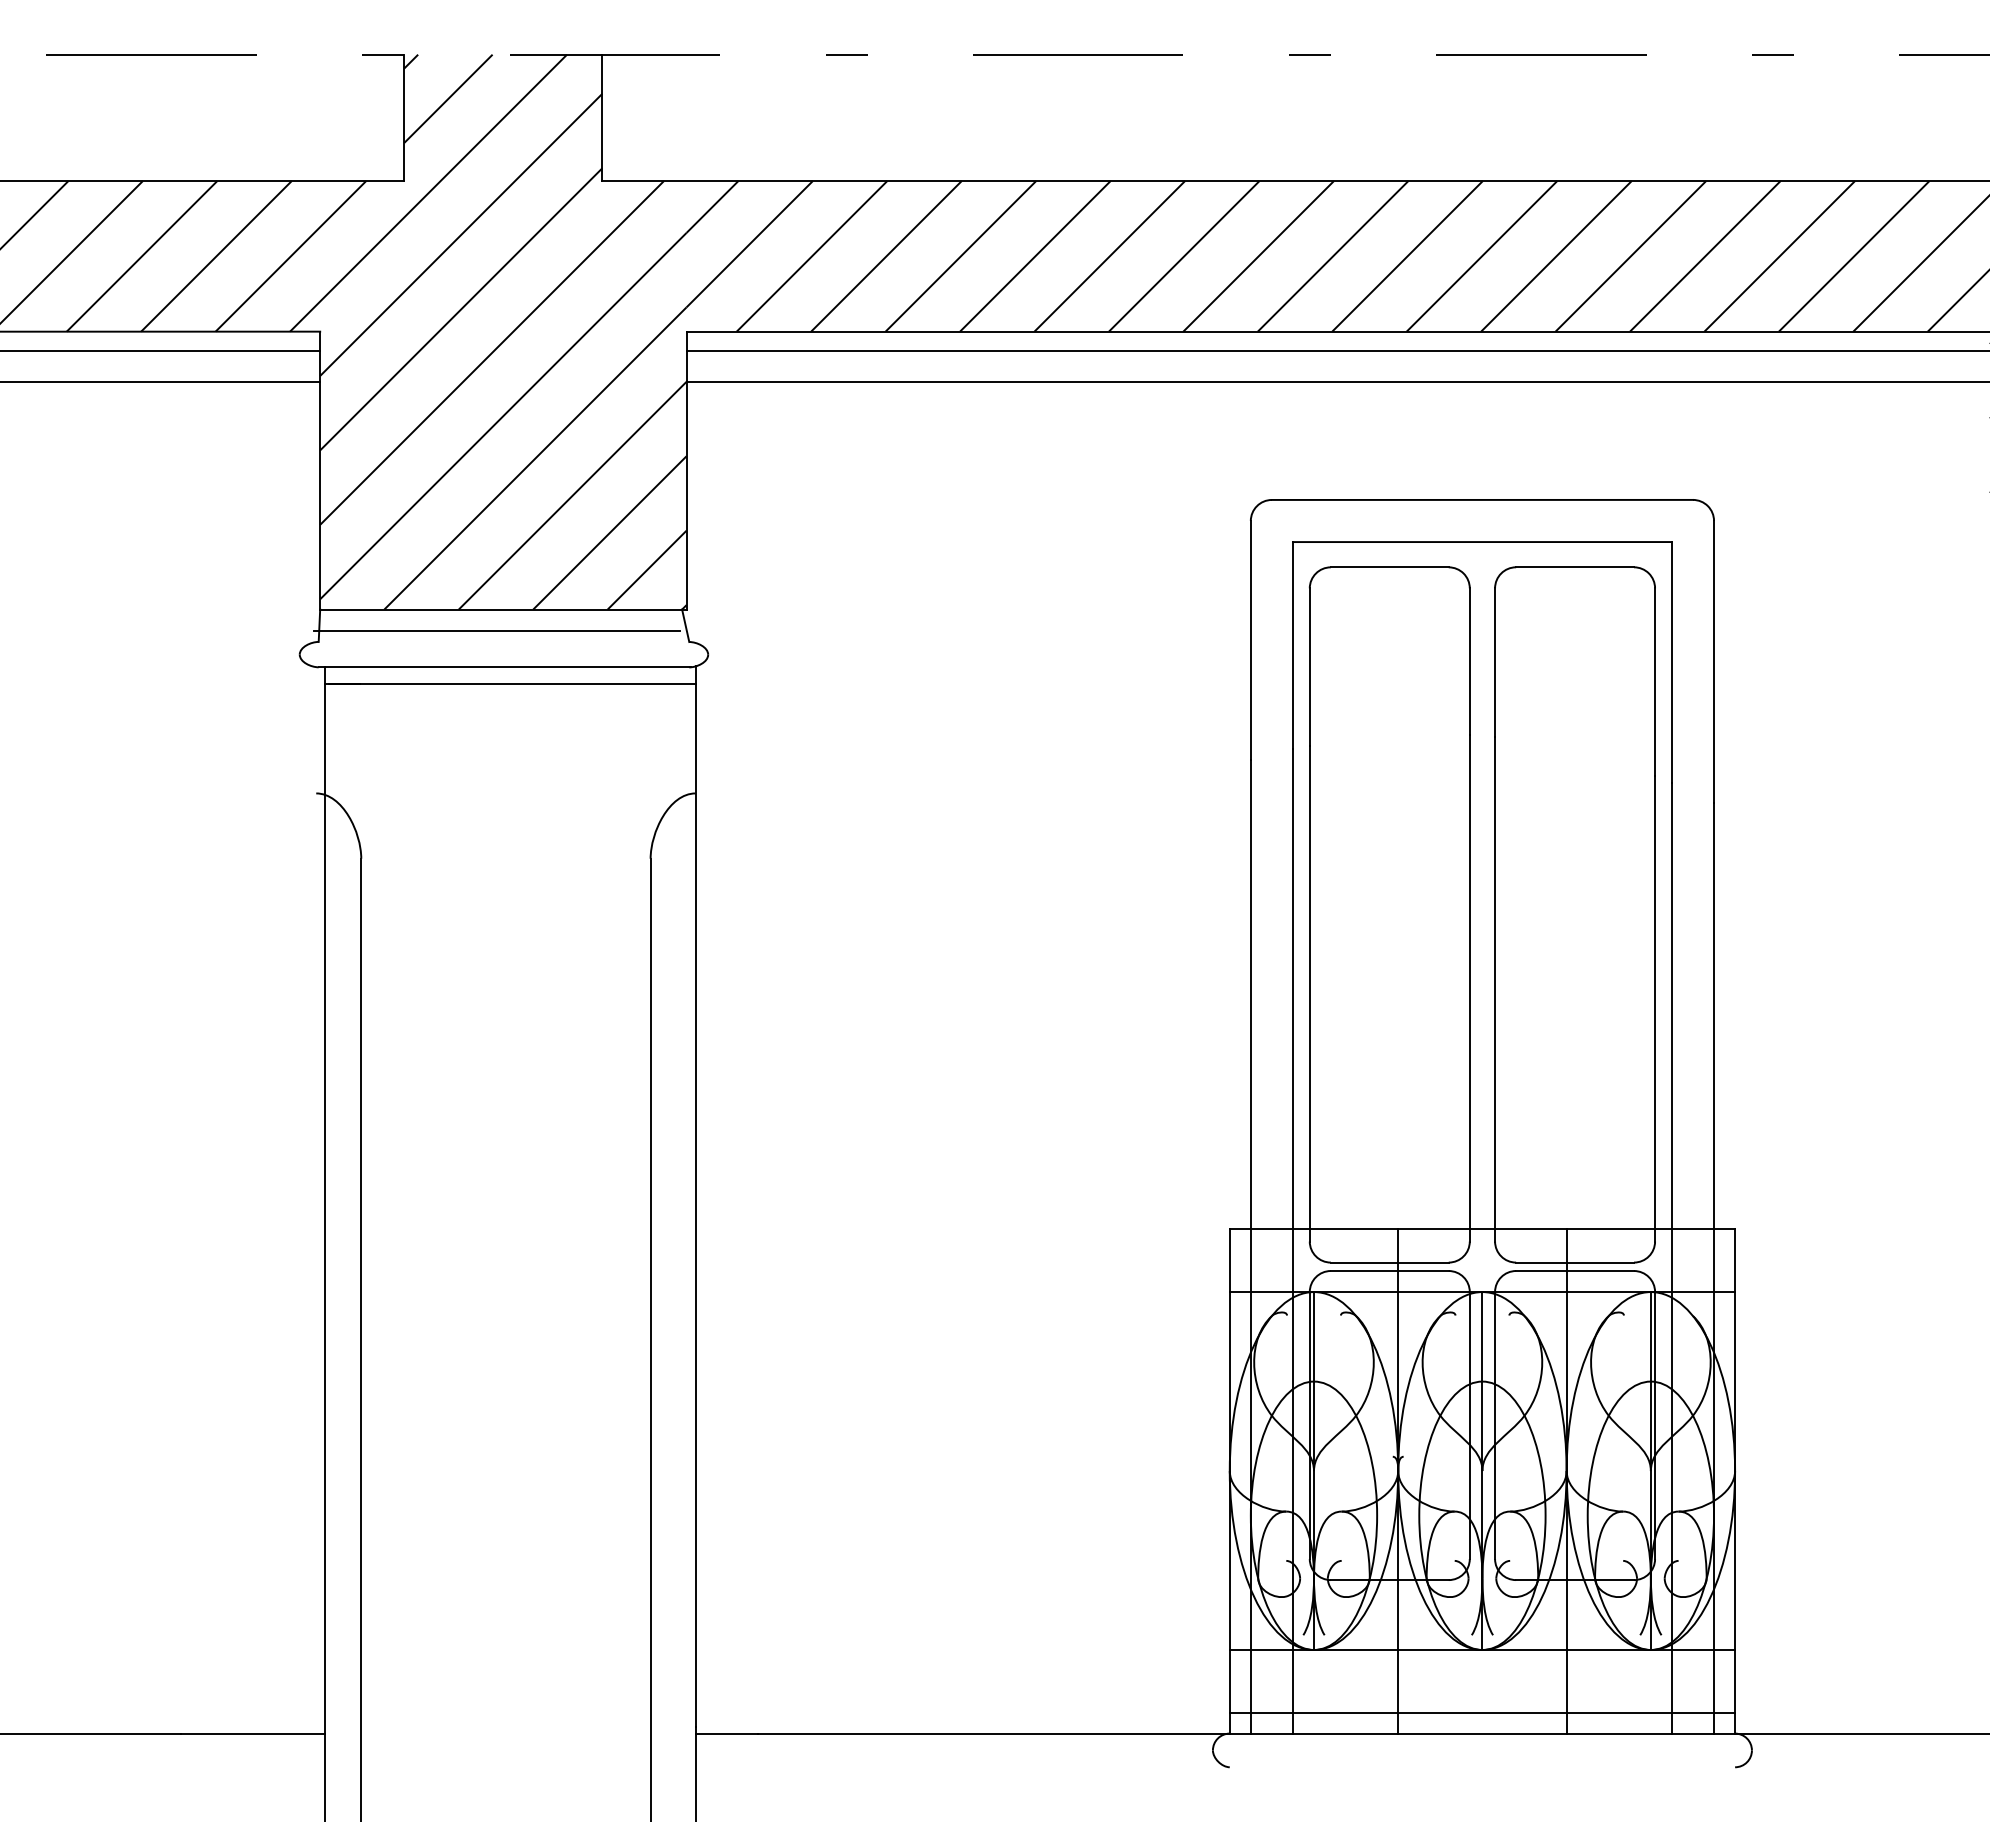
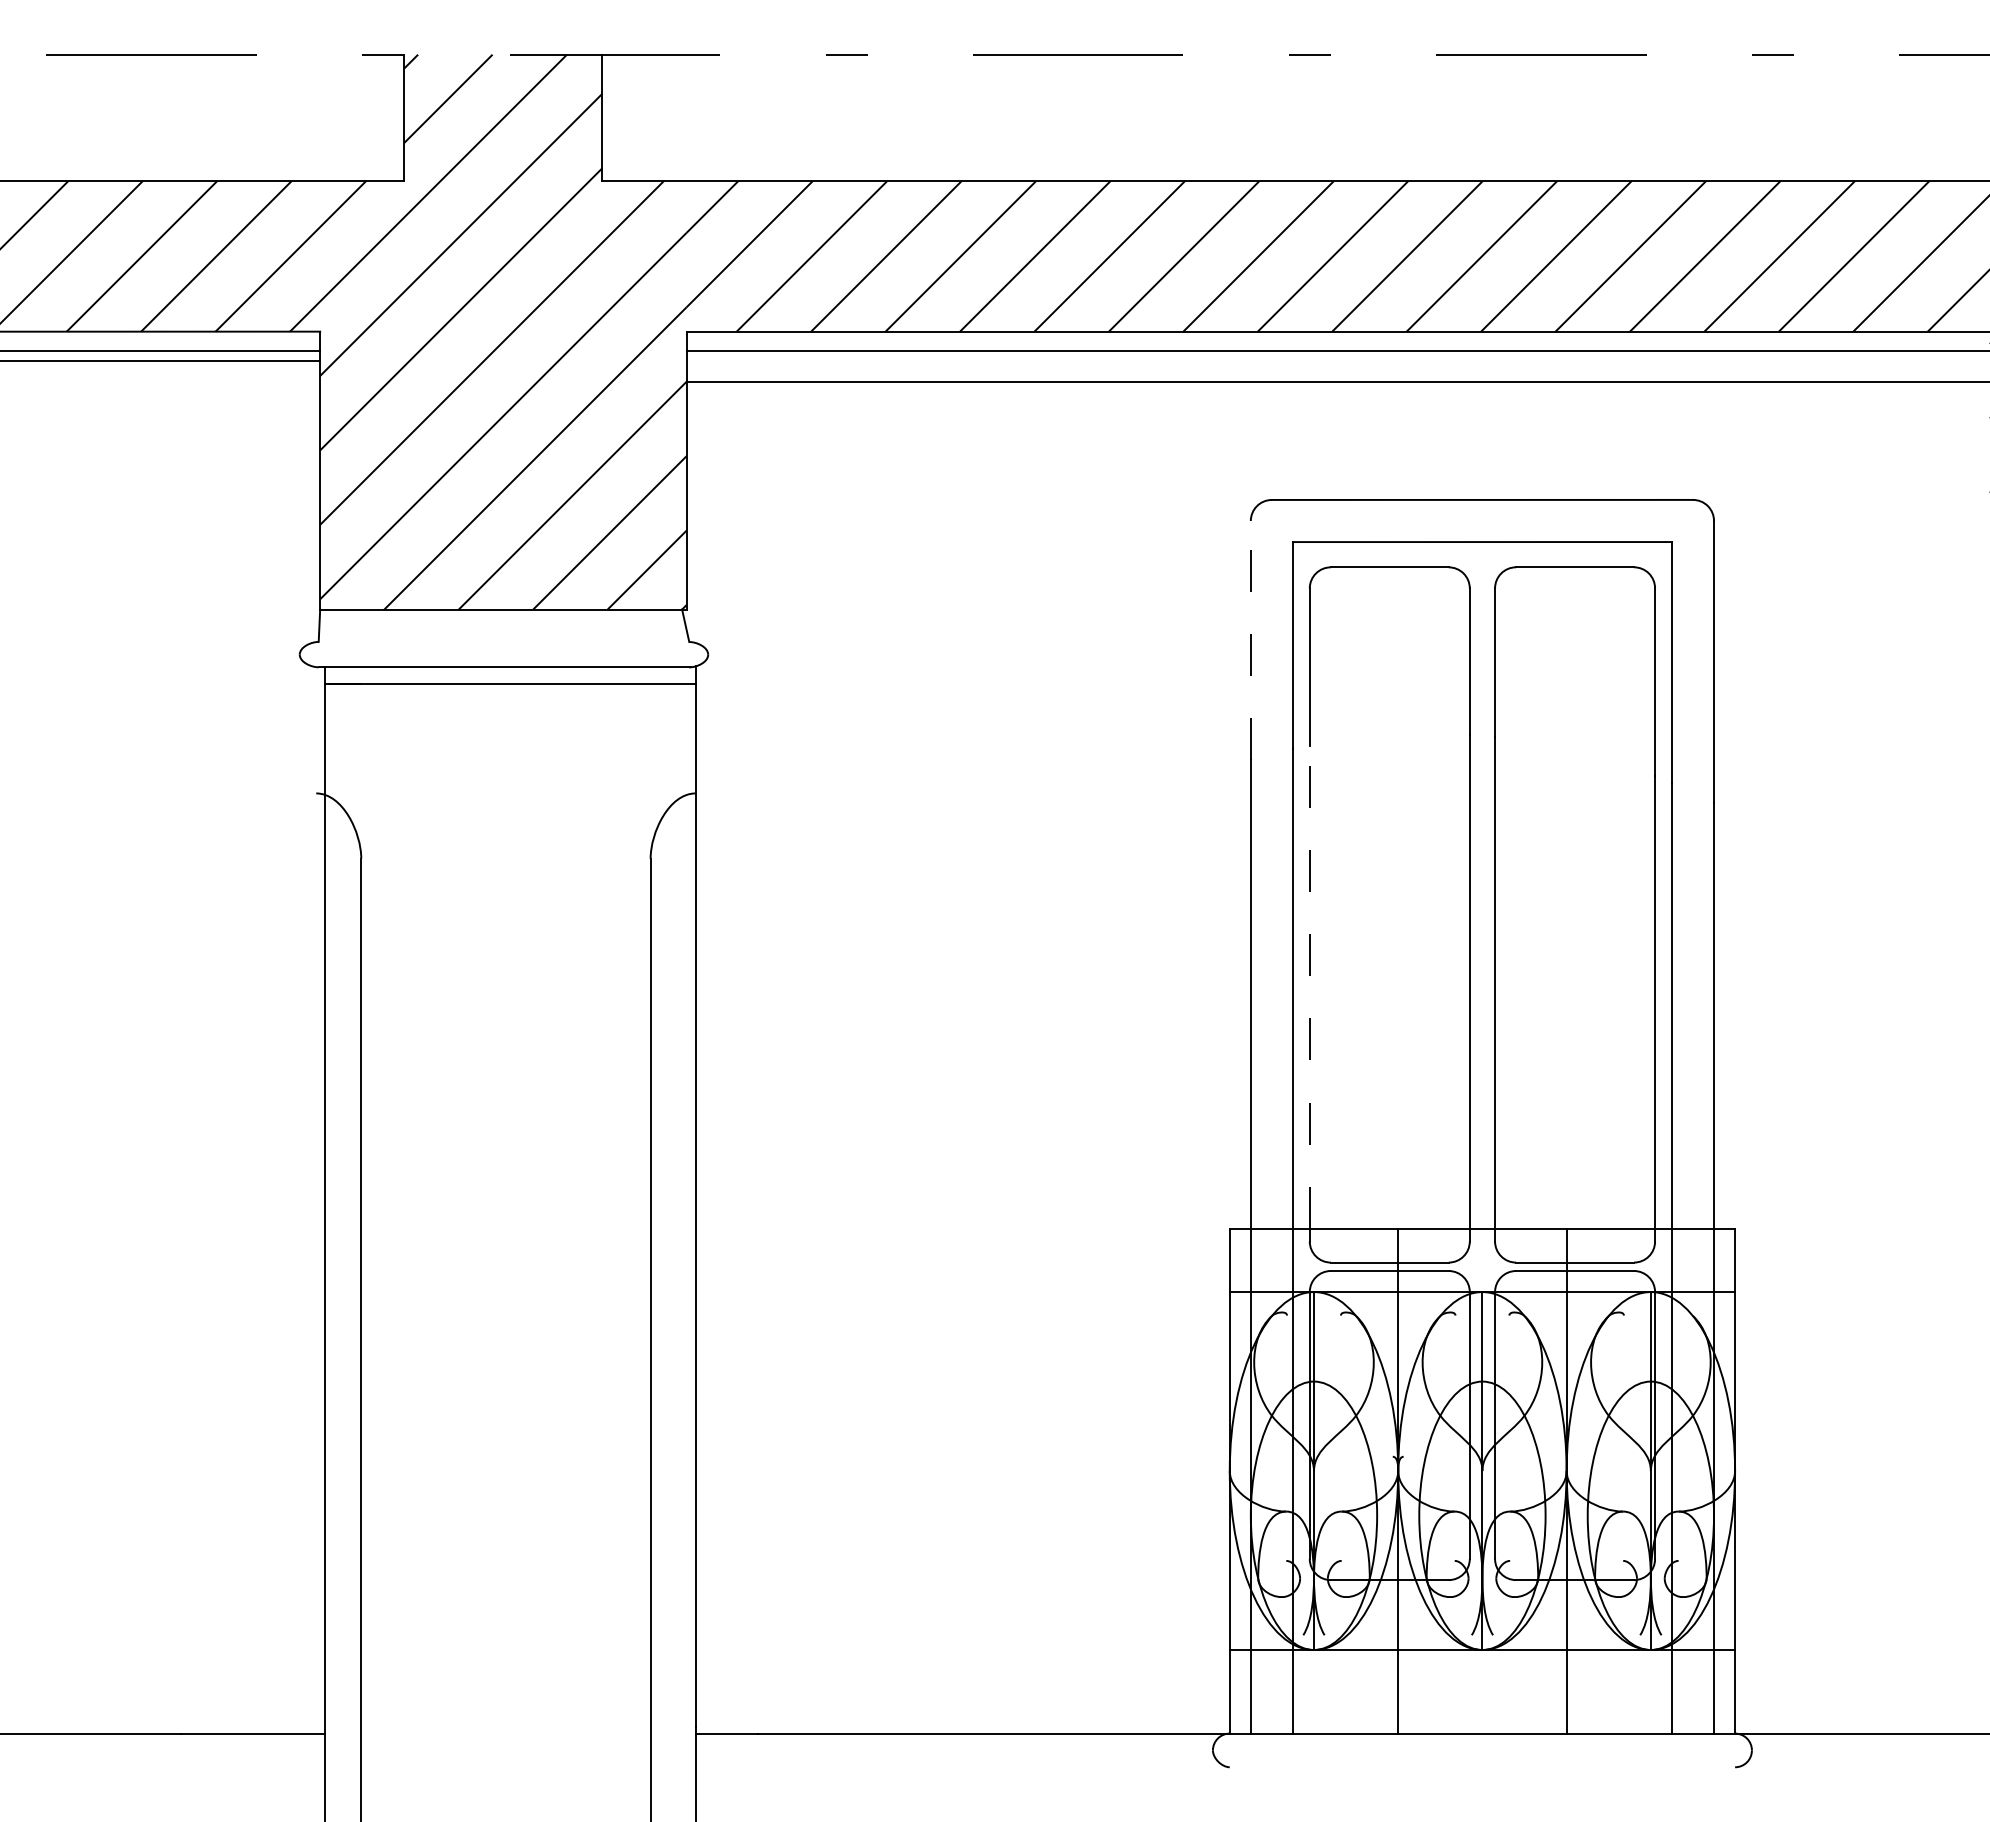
line position: (161, 381) -> (161, 360) (161, 360)
line: present -> none (496, 631)
line: solid -> dashed (1250, 640)
line: solid -> dashed (1309, 987)
line: present -> none (1482, 1713)
